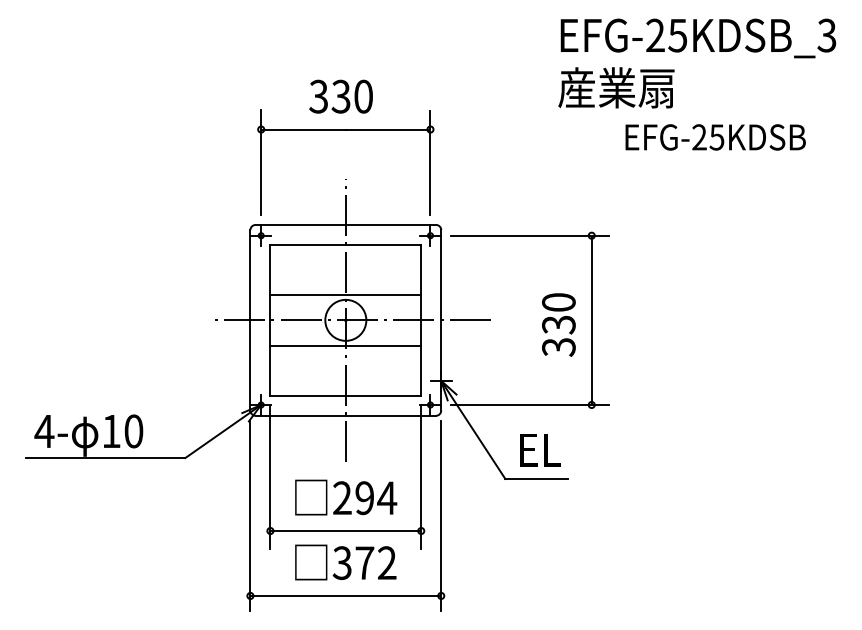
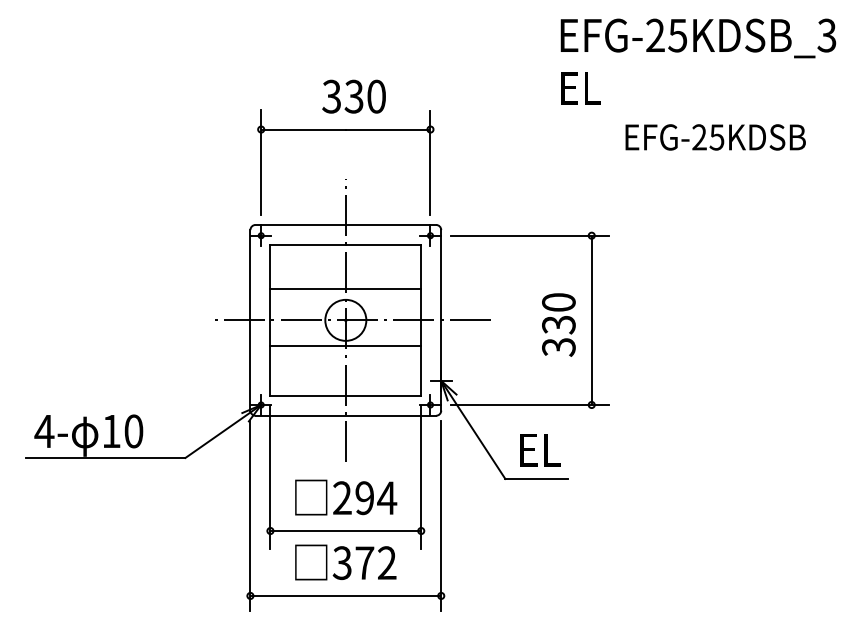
text: 産業扇 -> EL (616, 87)
text position: (340, 96) -> (353, 96) (353, 96)
line position: (345, 295) -> (345, 289) (345, 289)
